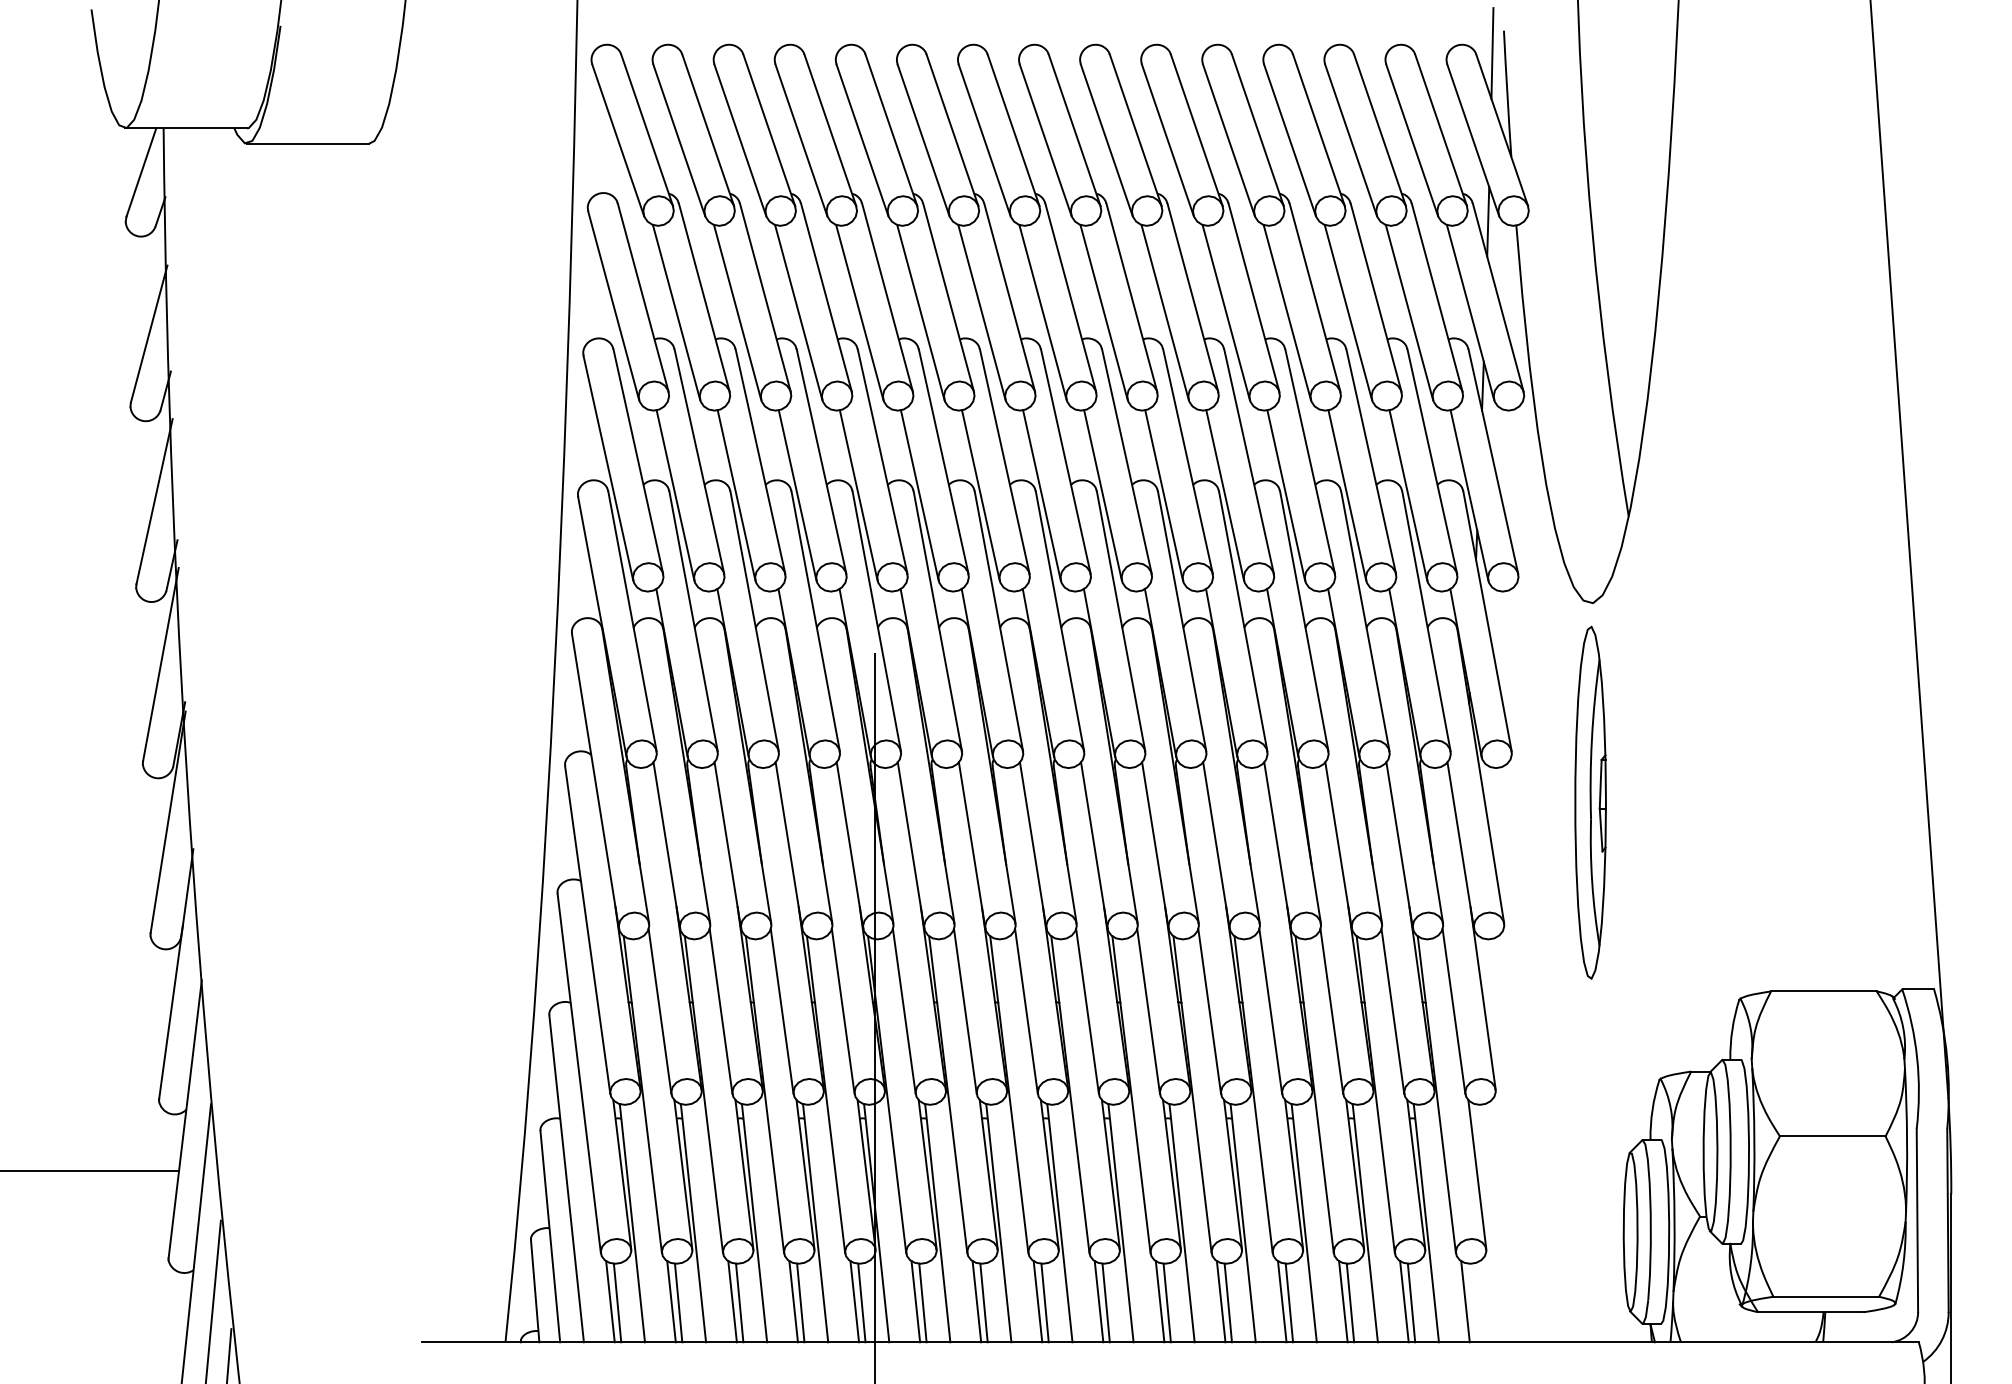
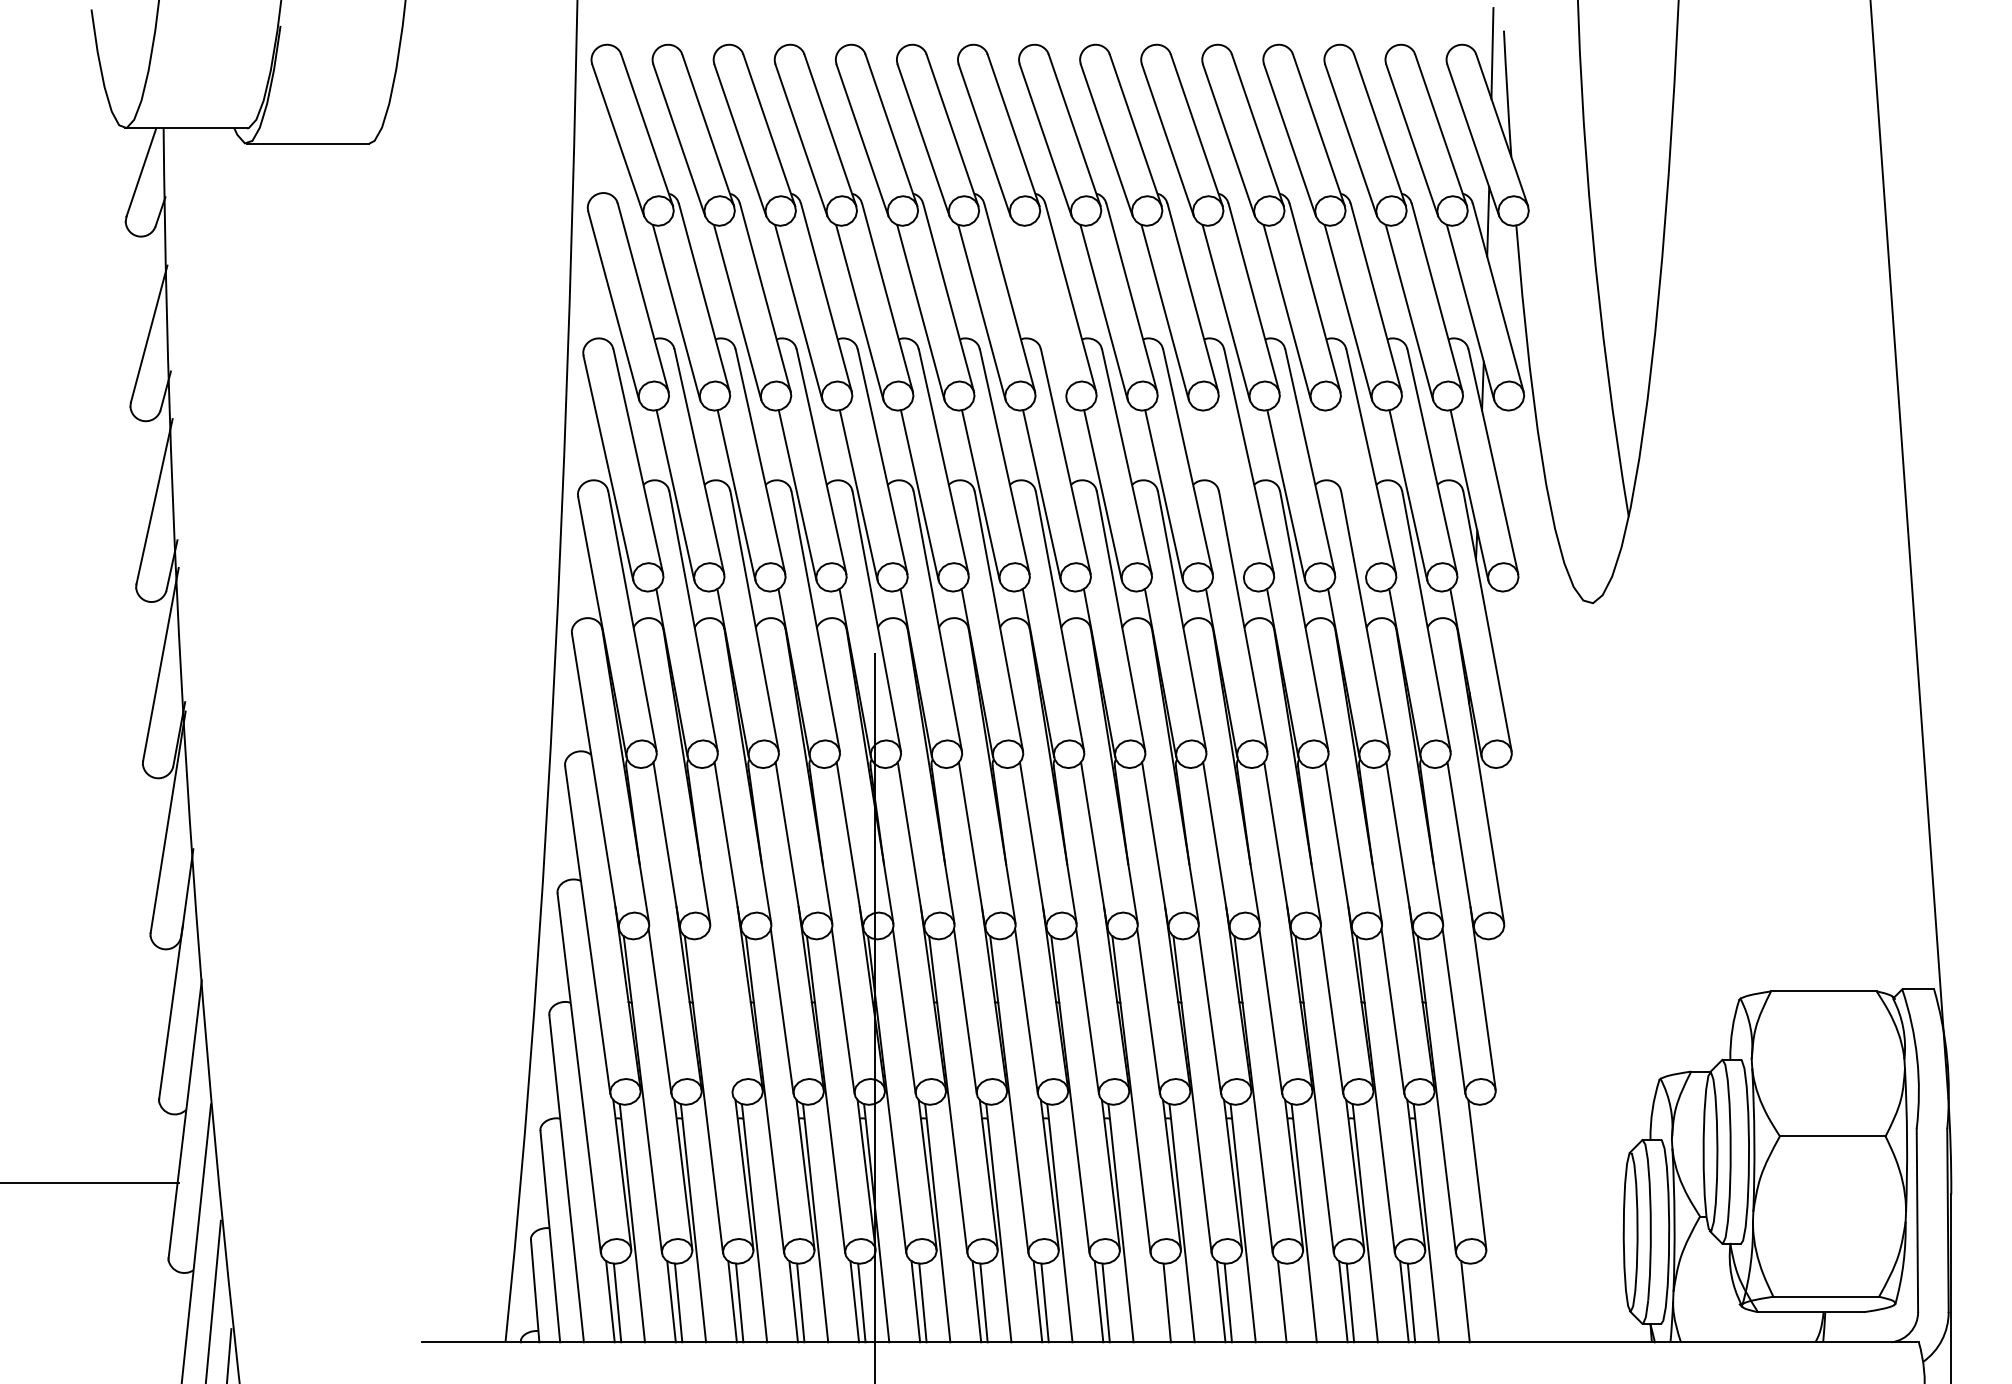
line: present -> none (1042, 312)
line: present -> none (1225, 495)
line: present -> none (1347, 495)
part: present -> none (1590, 802)
line: present -> none (720, 1011)
line position: (90, 1170) -> (90, 1182) (90, 1182)
line: present -> none (1159, 1301)
line: present -> none (1289, 1302)
